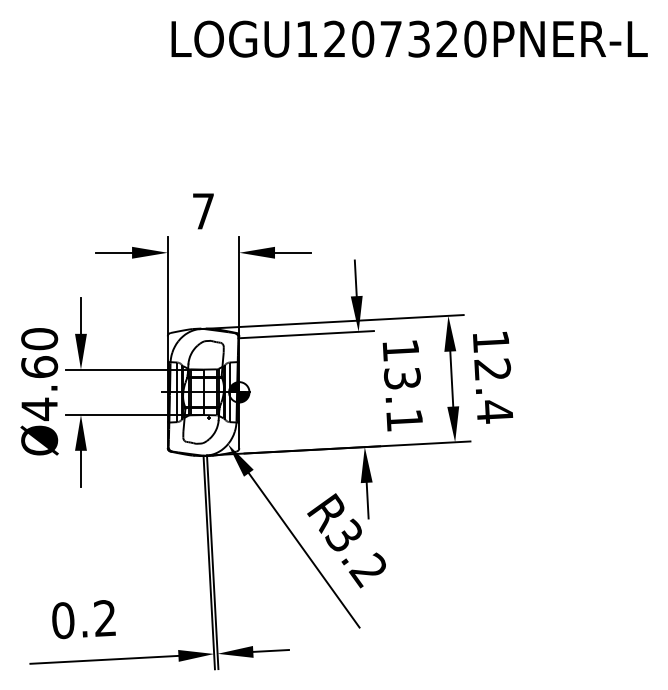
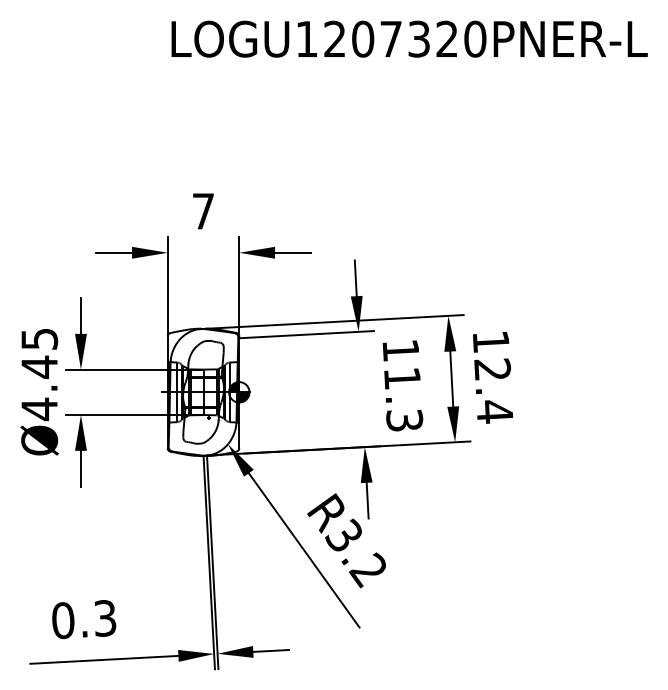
text: Ø4.60 -> Ø4.45 (39, 353)
text: 13.1 -> 11.3 (403, 399)
text: 0.2 -> 0.3 (105, 618)
